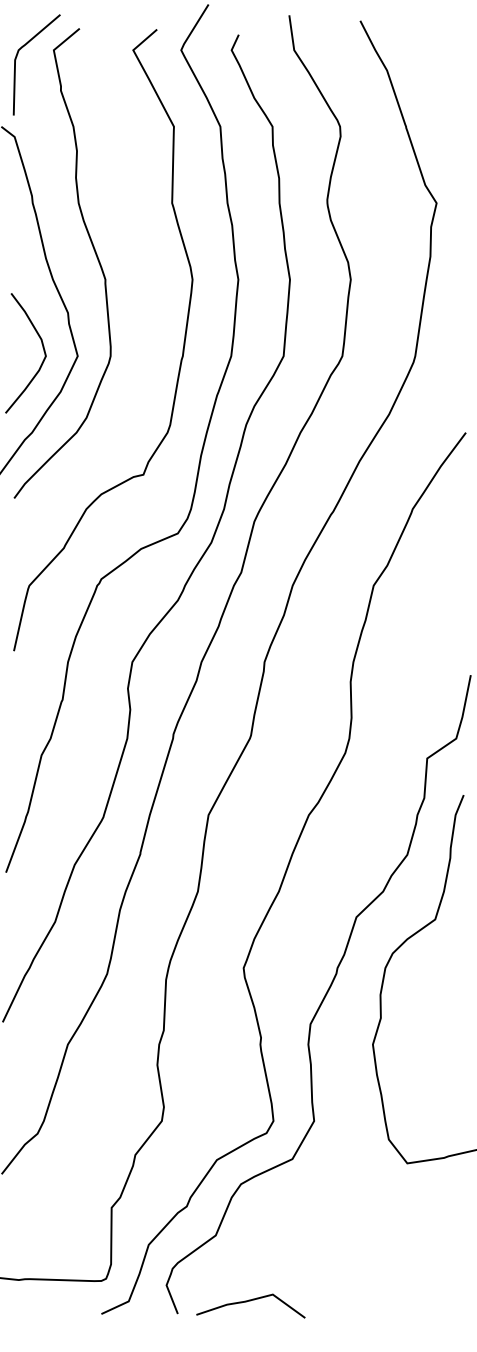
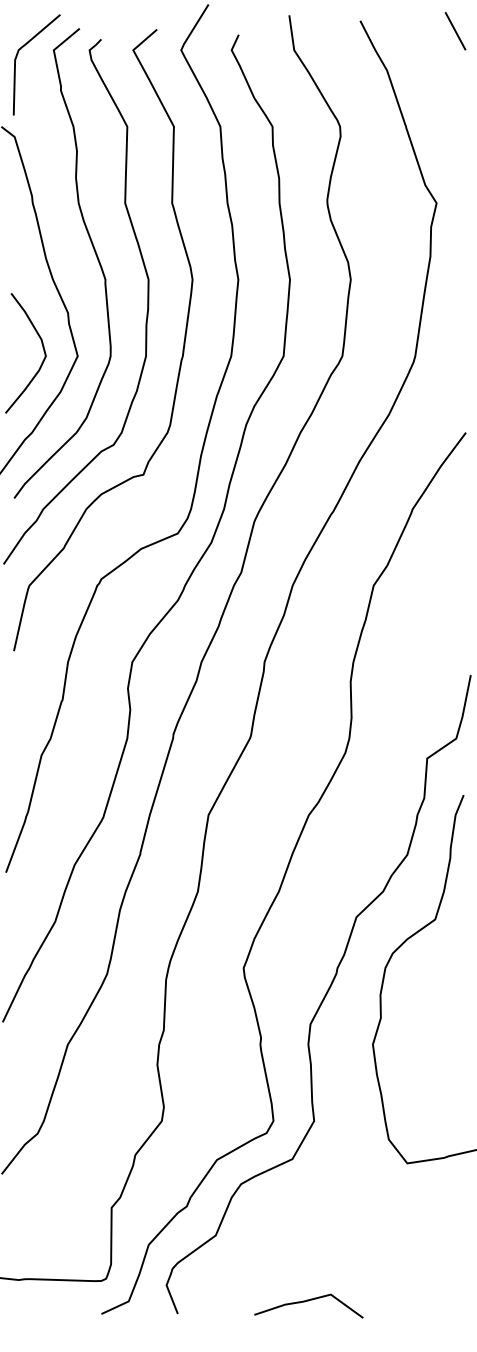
line: none -> present (455, 31)
curve: none -> present (146, 312)
line position: (250, 1301) -> (308, 1301) (308, 1301)
